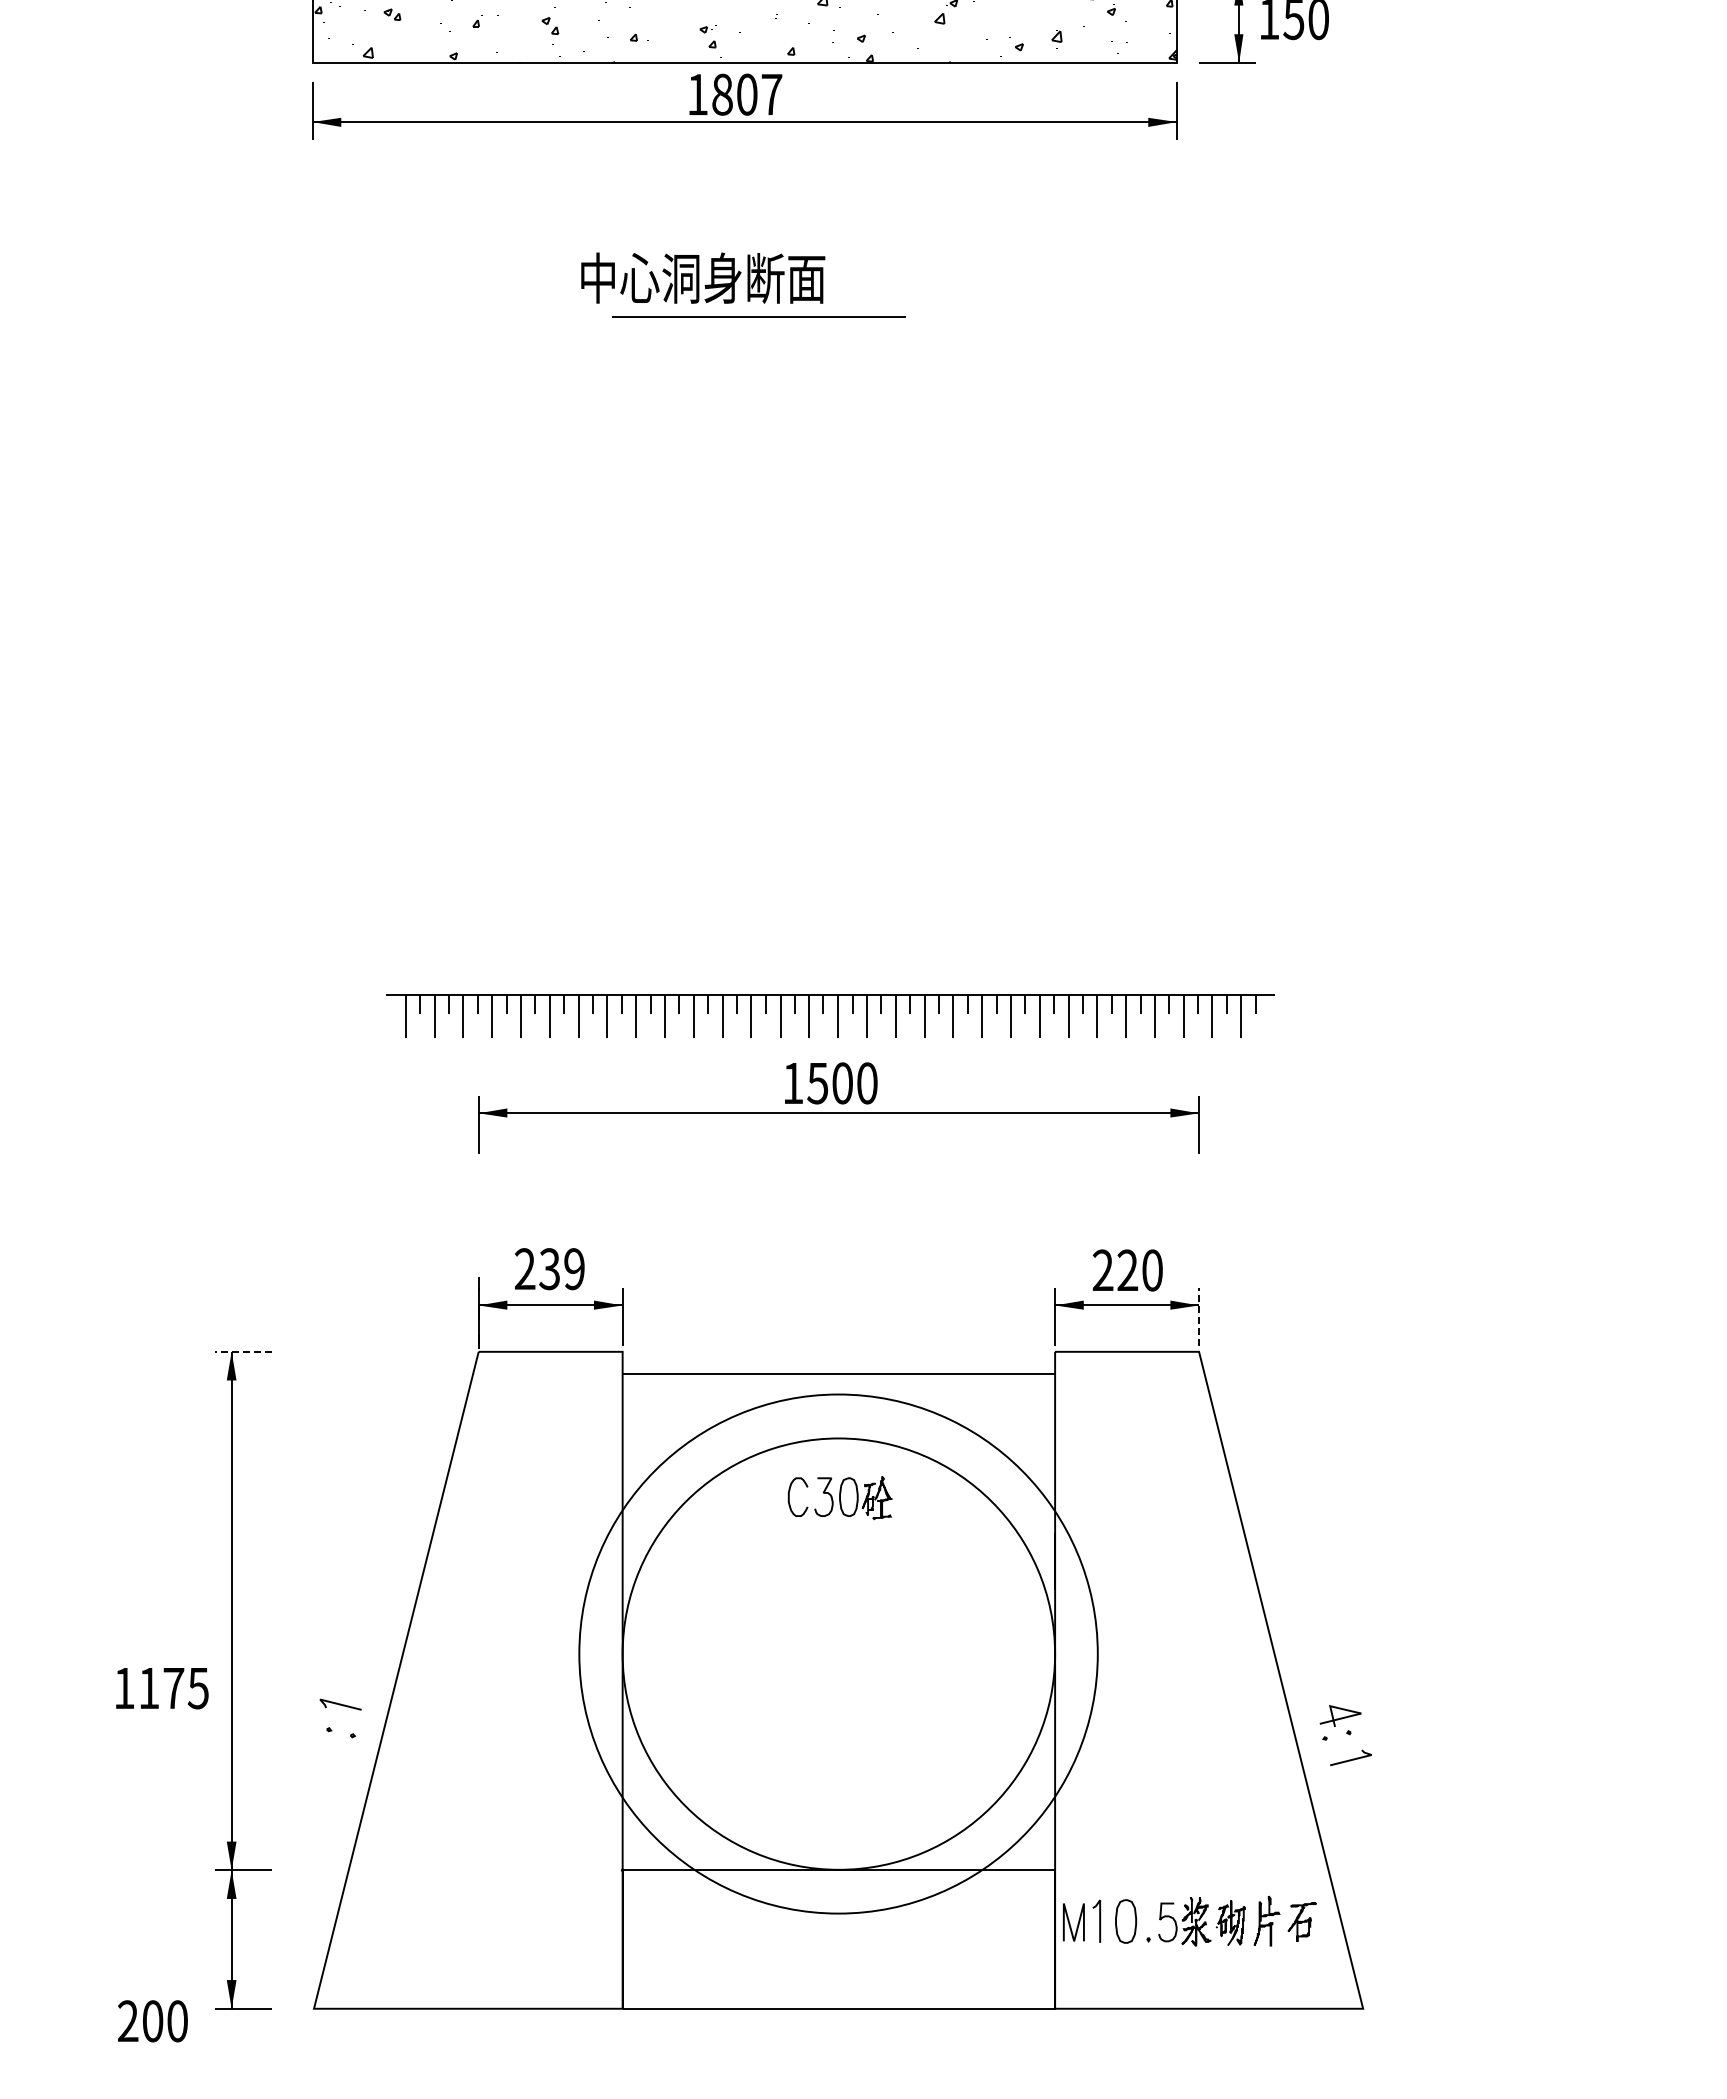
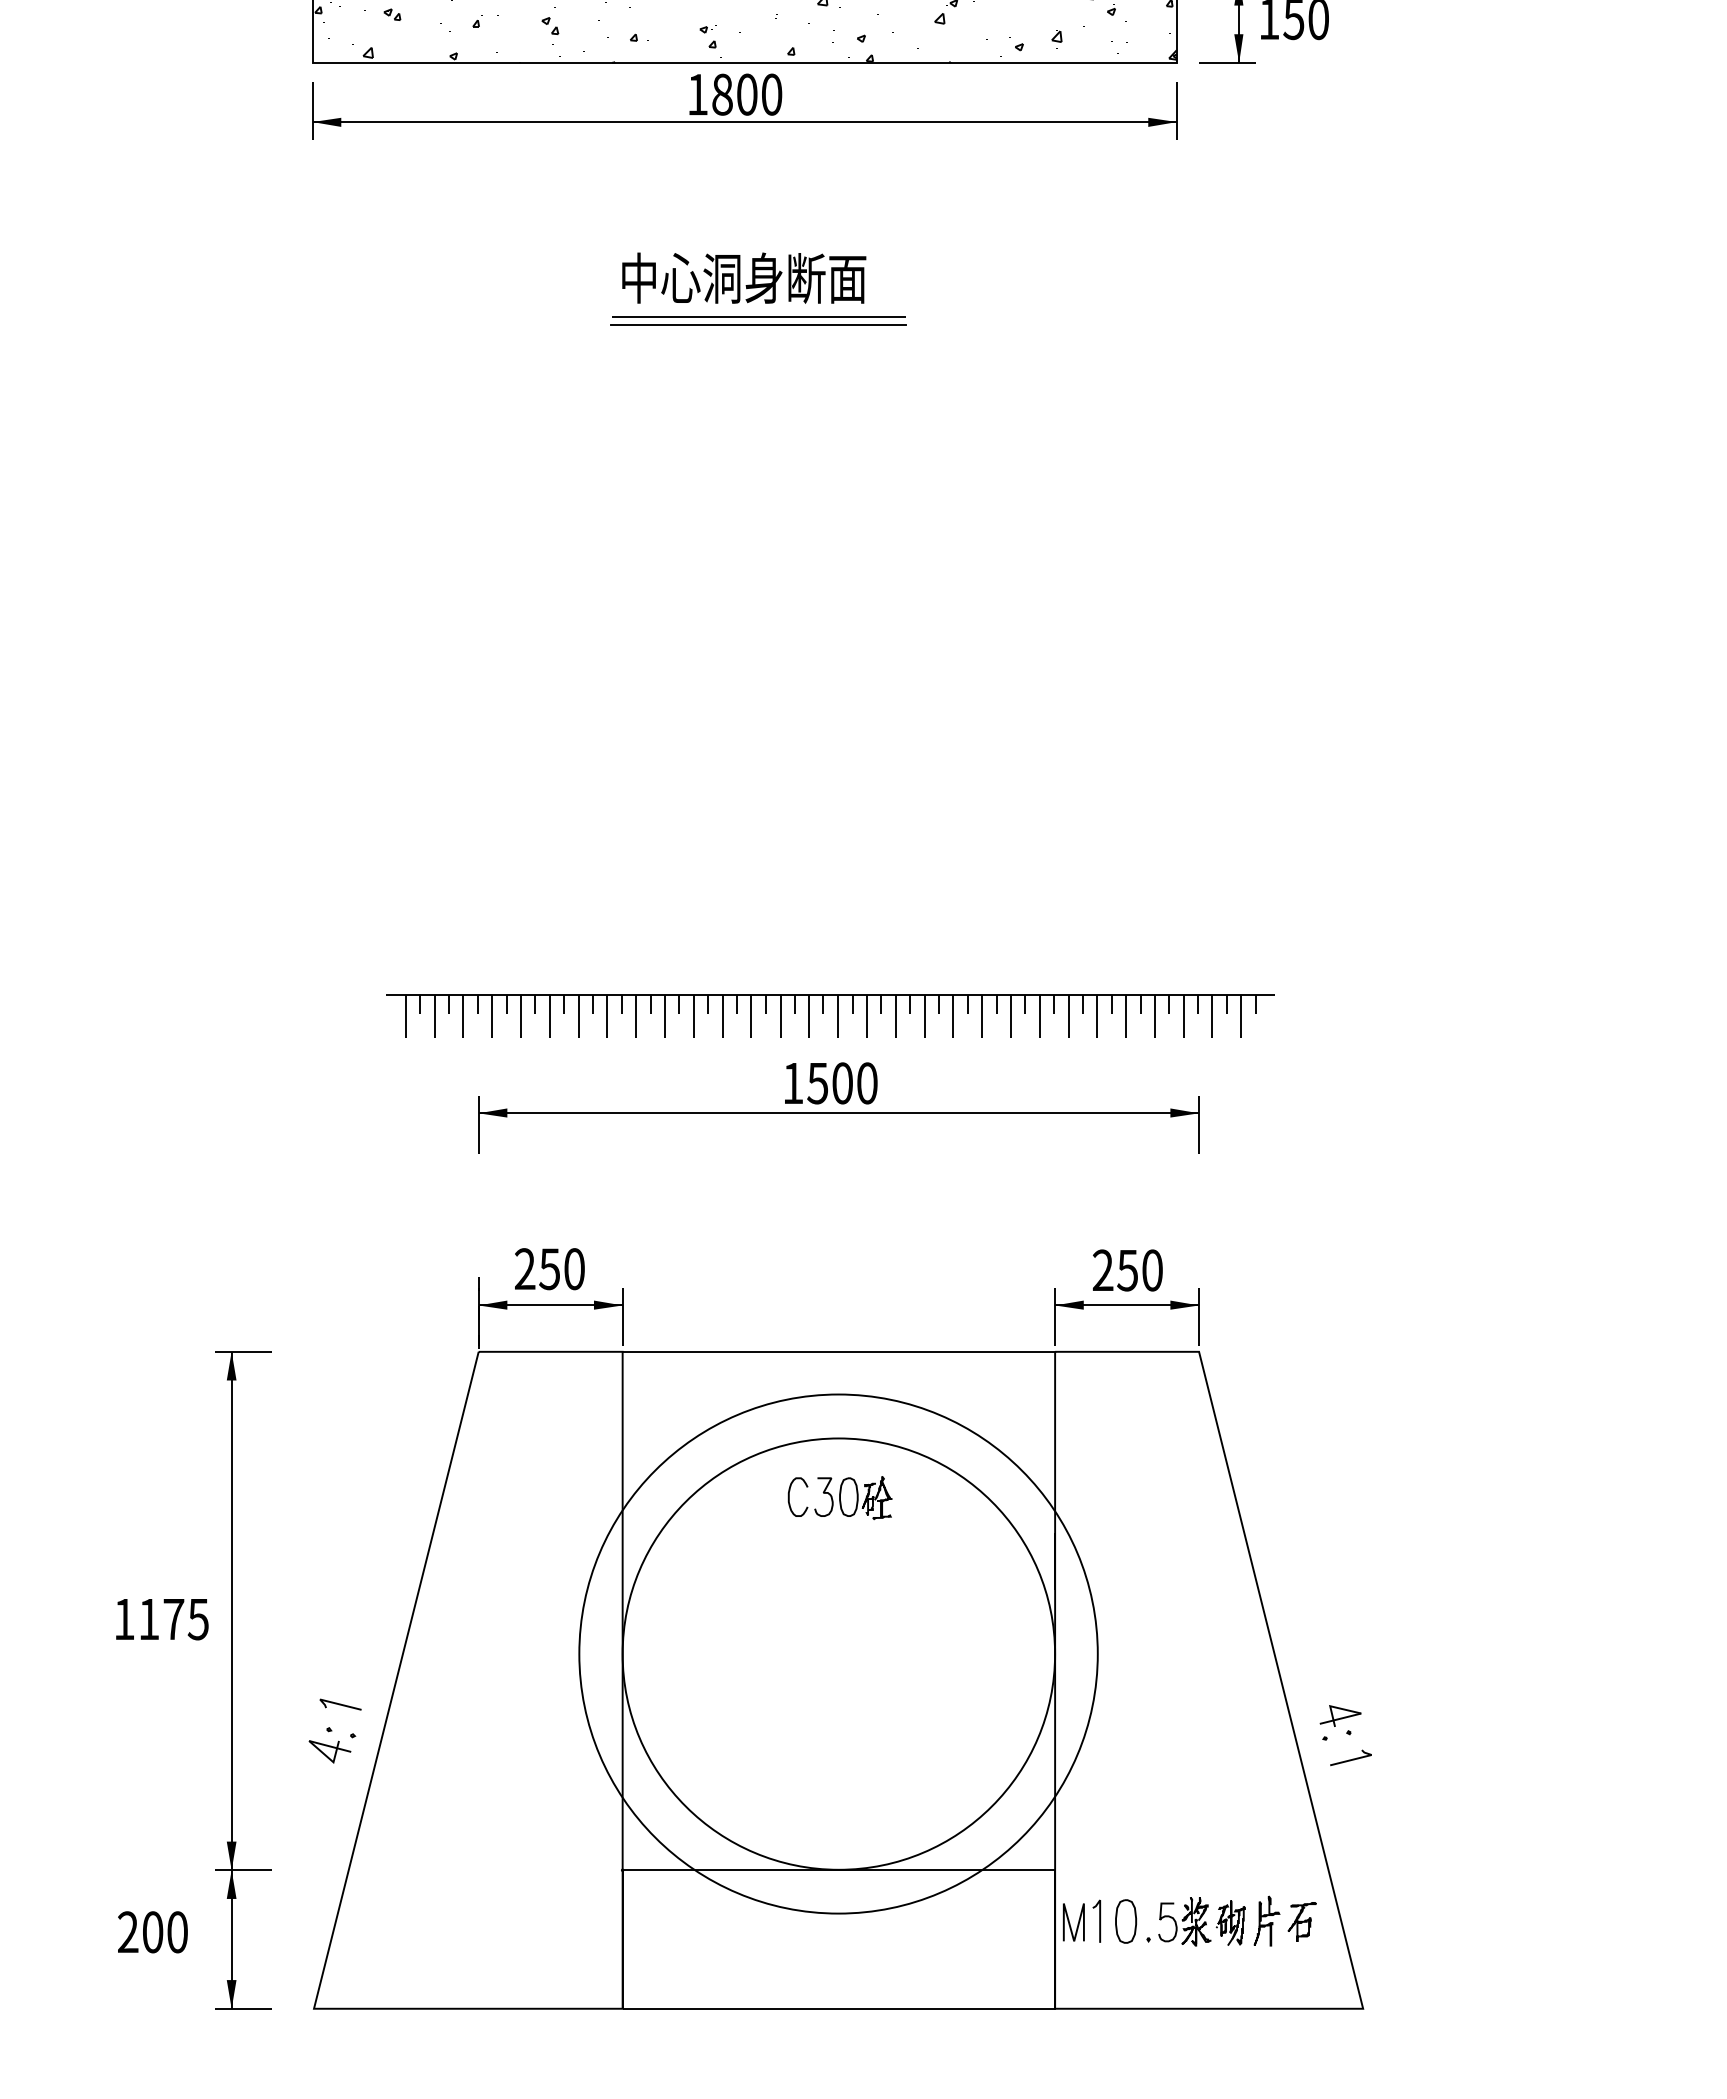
text: 1807 -> 1800 (771, 94)
text position: (703, 277) -> (744, 277) (744, 277)
line: none -> present (758, 324)
text: 239 -> 250 (561, 1269)
text: 220 -> 250 (1127, 1270)
line: dashed -> solid (1199, 1316)
line: dashed -> solid (243, 1351)
line position: (838, 1373) -> (838, 1351) (838, 1351)
text position: (162, 1688) -> (162, 1619) (162, 1619)
part: none -> present (329, 1751)
text position: (152, 2021) -> (152, 1932) (152, 1932)
